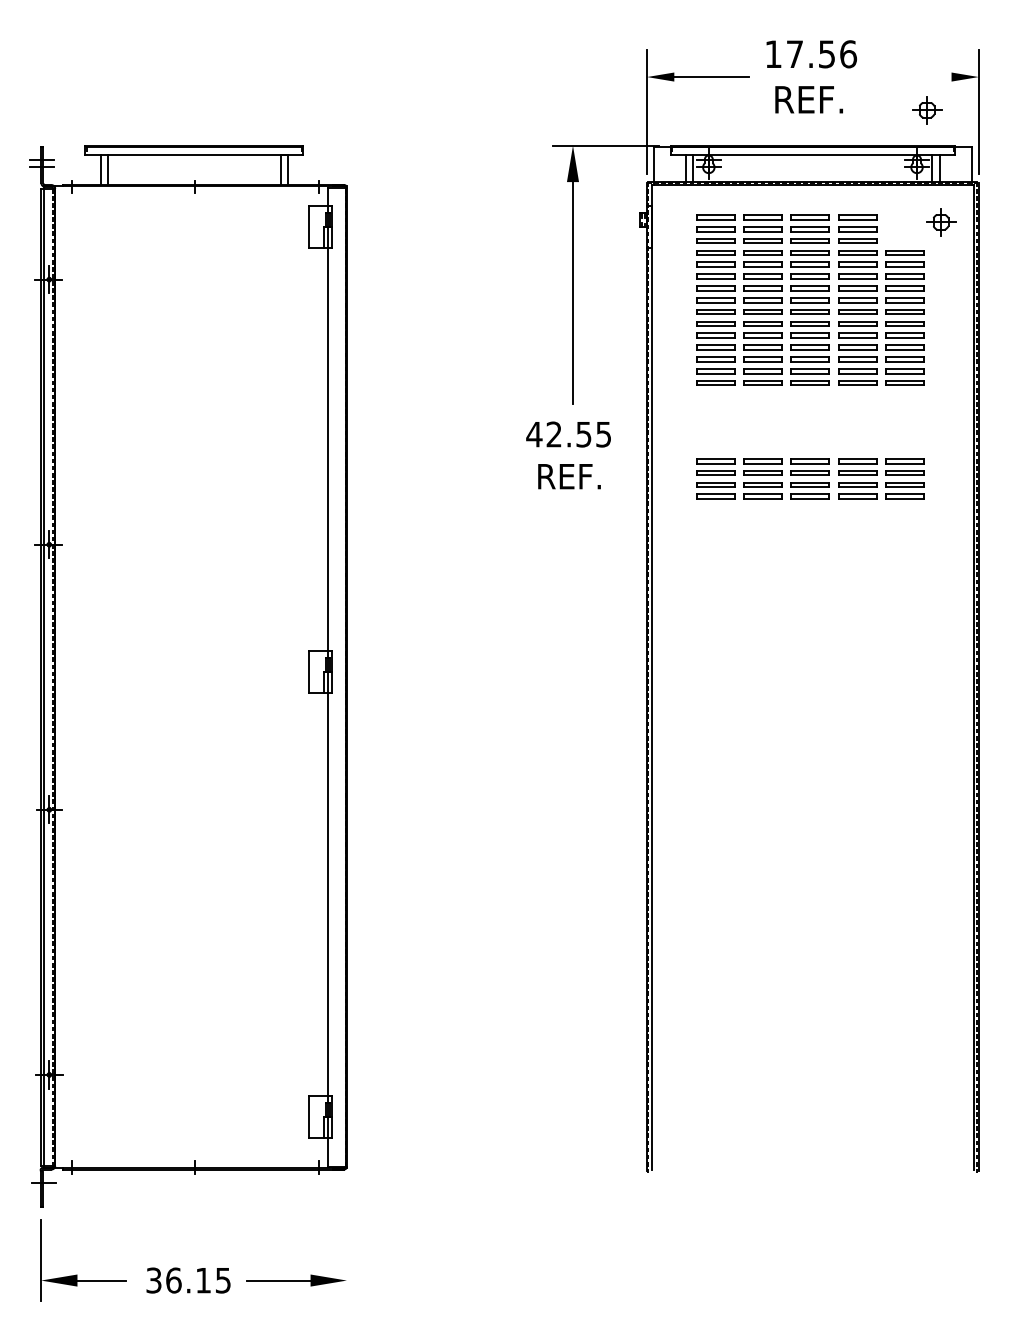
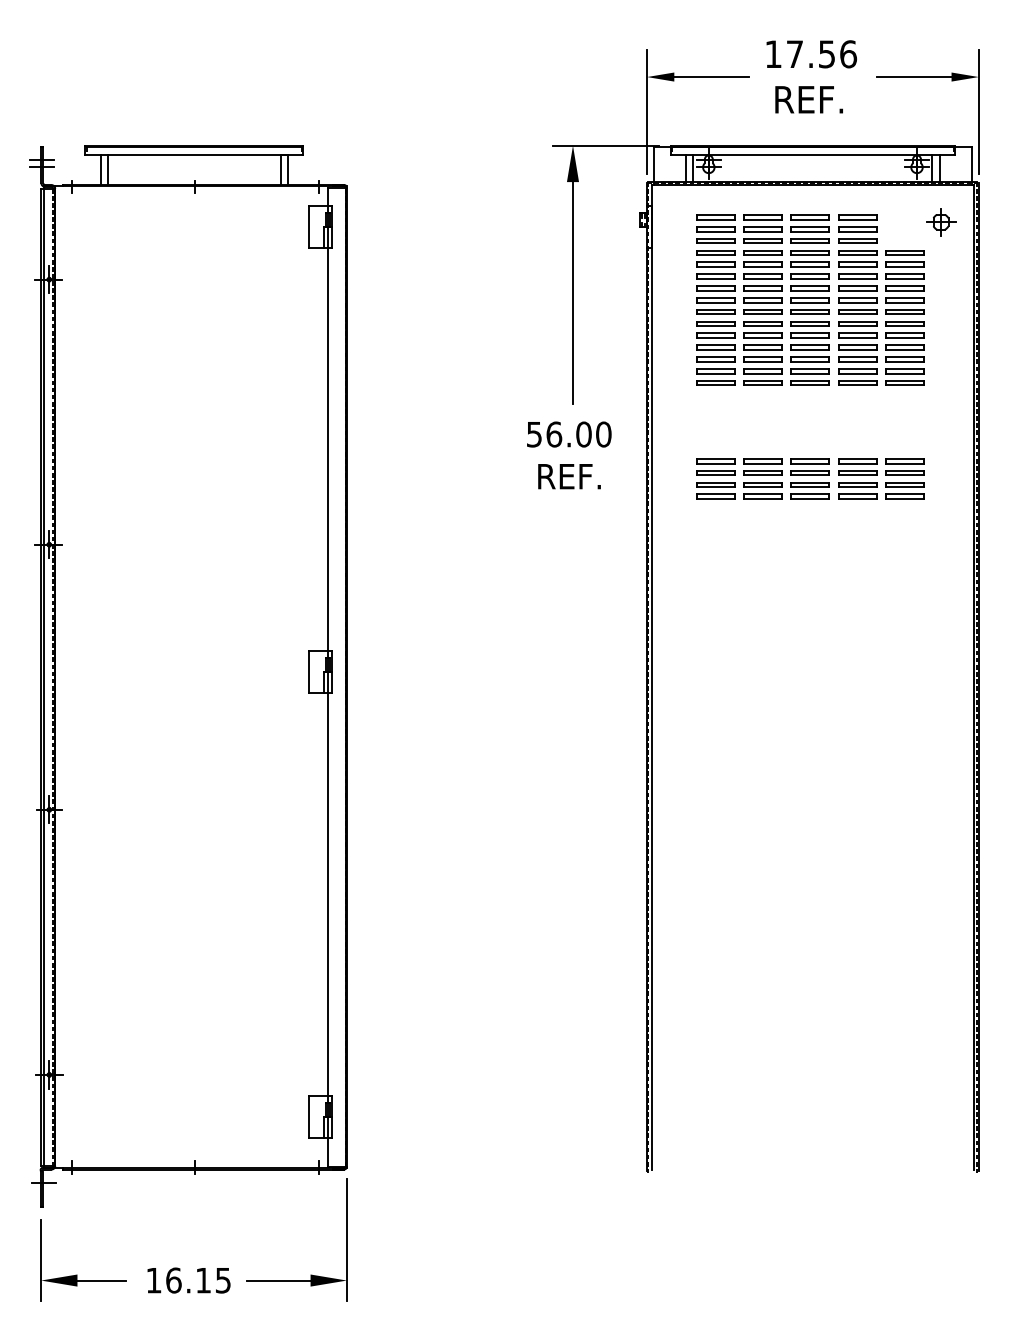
line: none -> present (913, 77)
part: present -> none (927, 110)
text: 42.55 -> 56.00 (568, 434)
line: none -> present (346, 1239)
text: 36.15 -> 16.15 (153, 1280)
